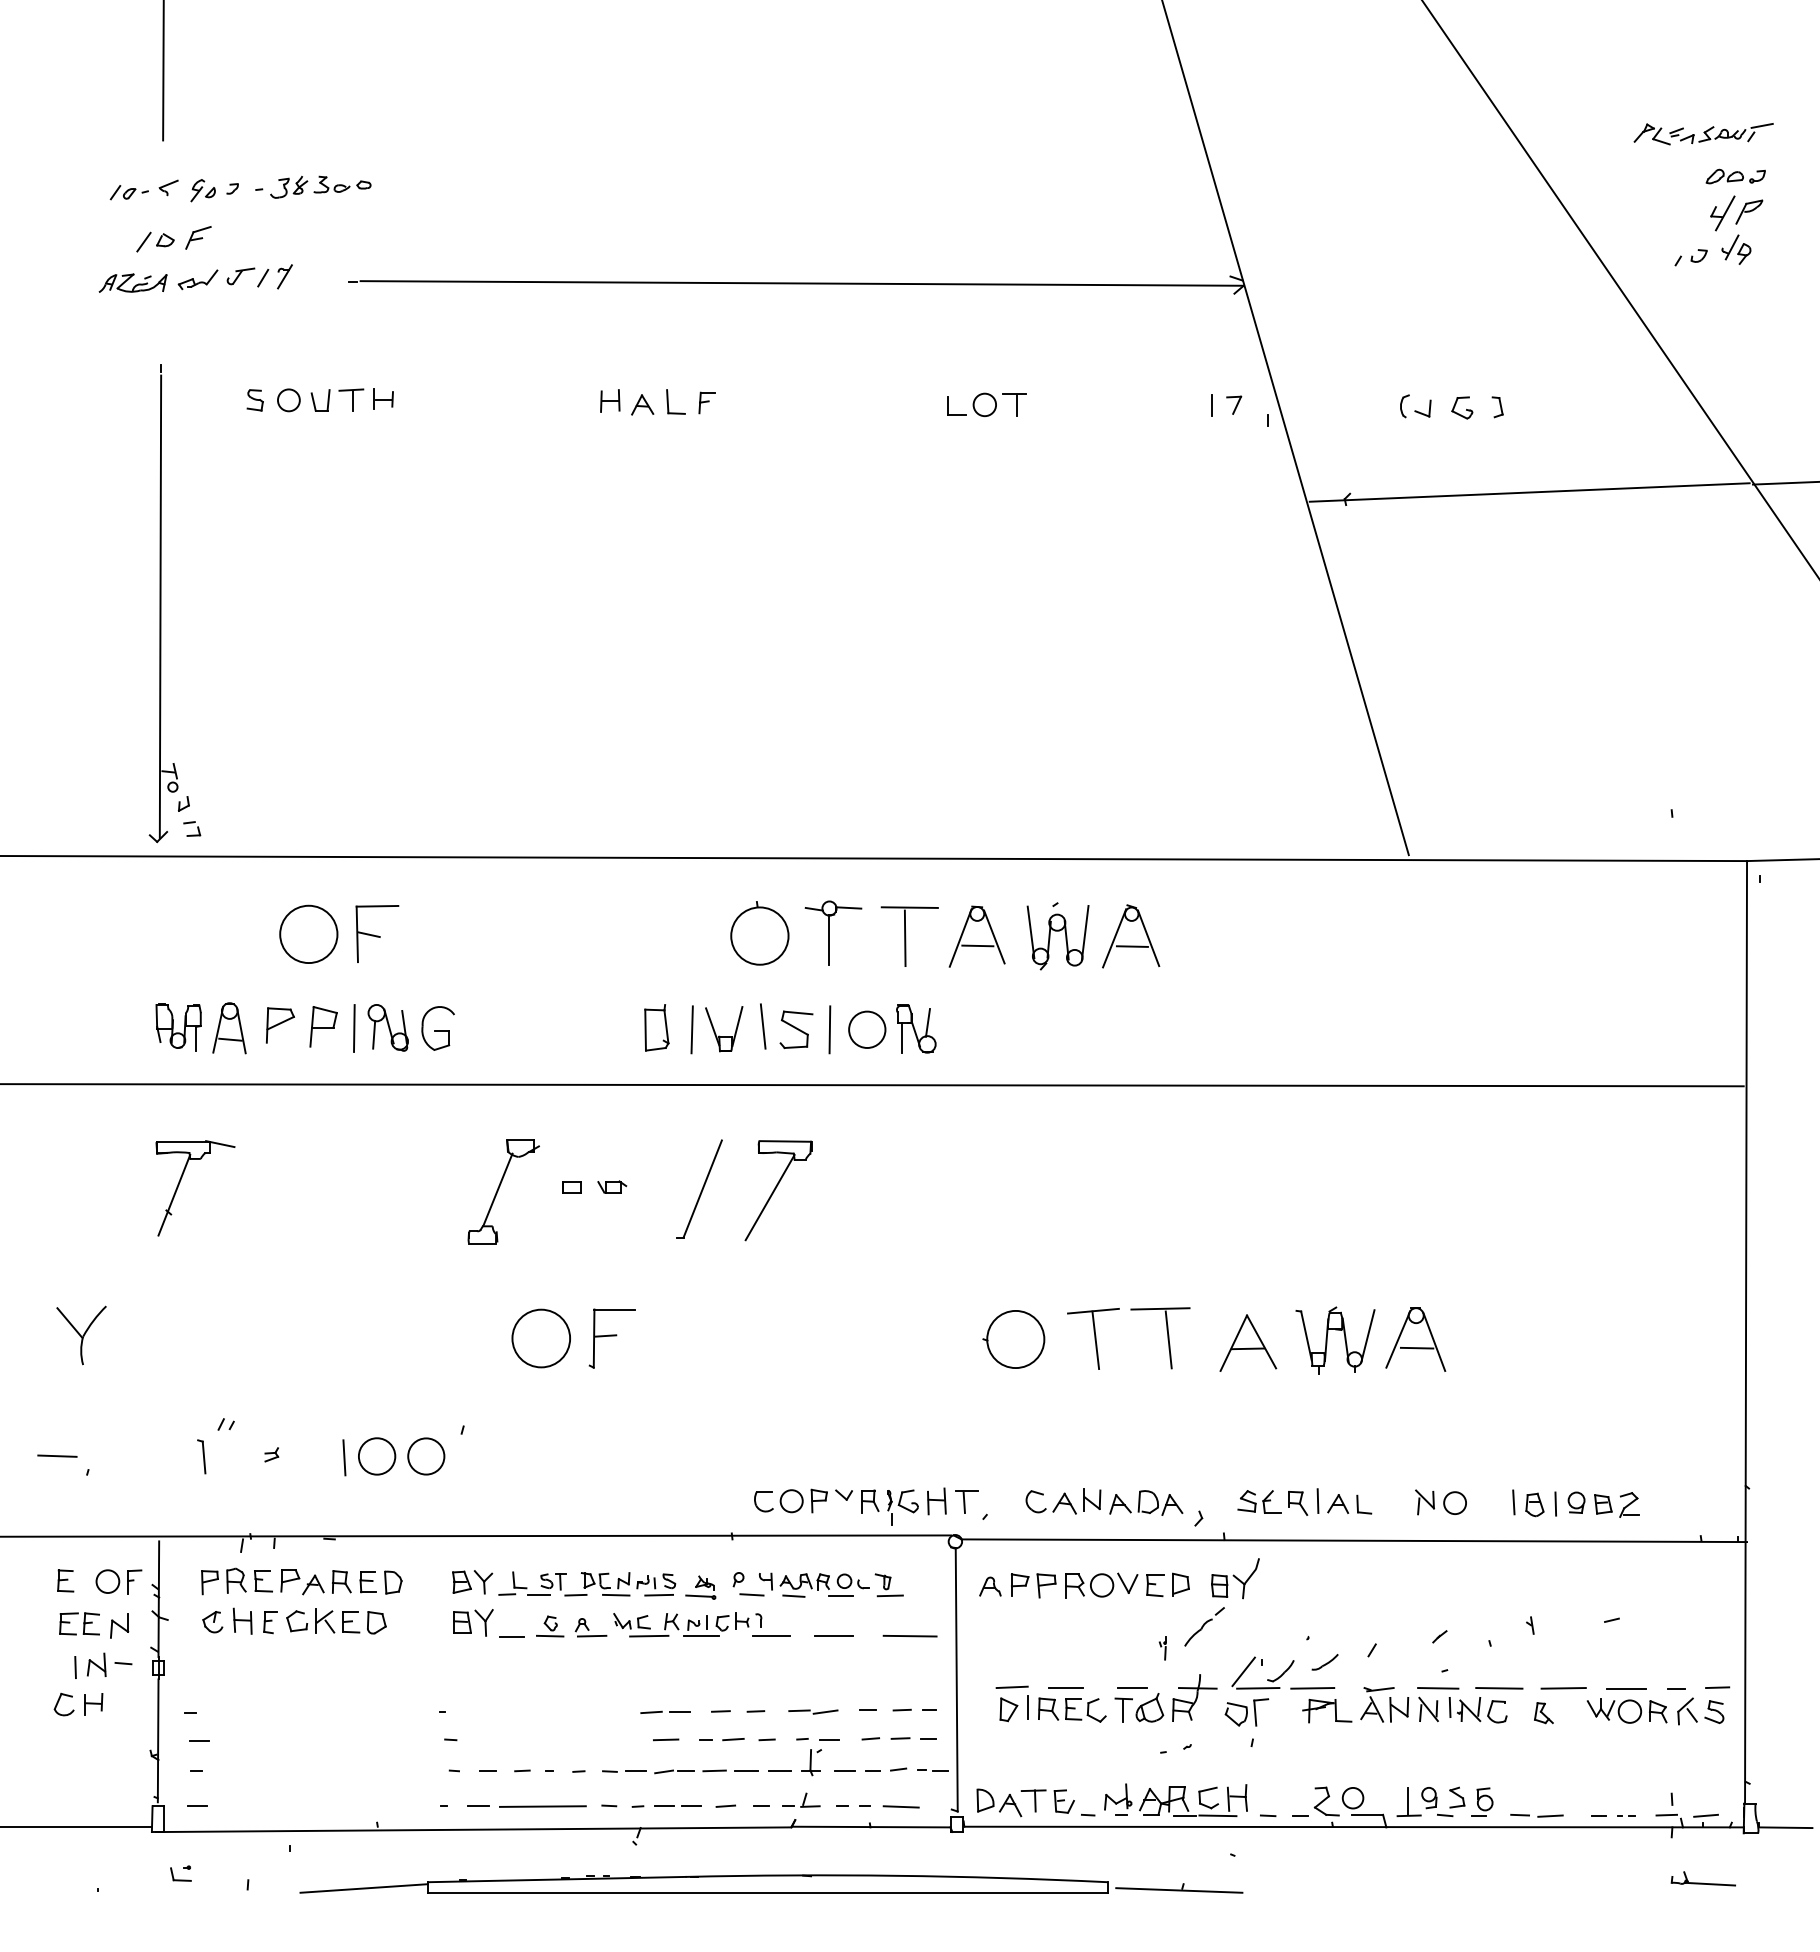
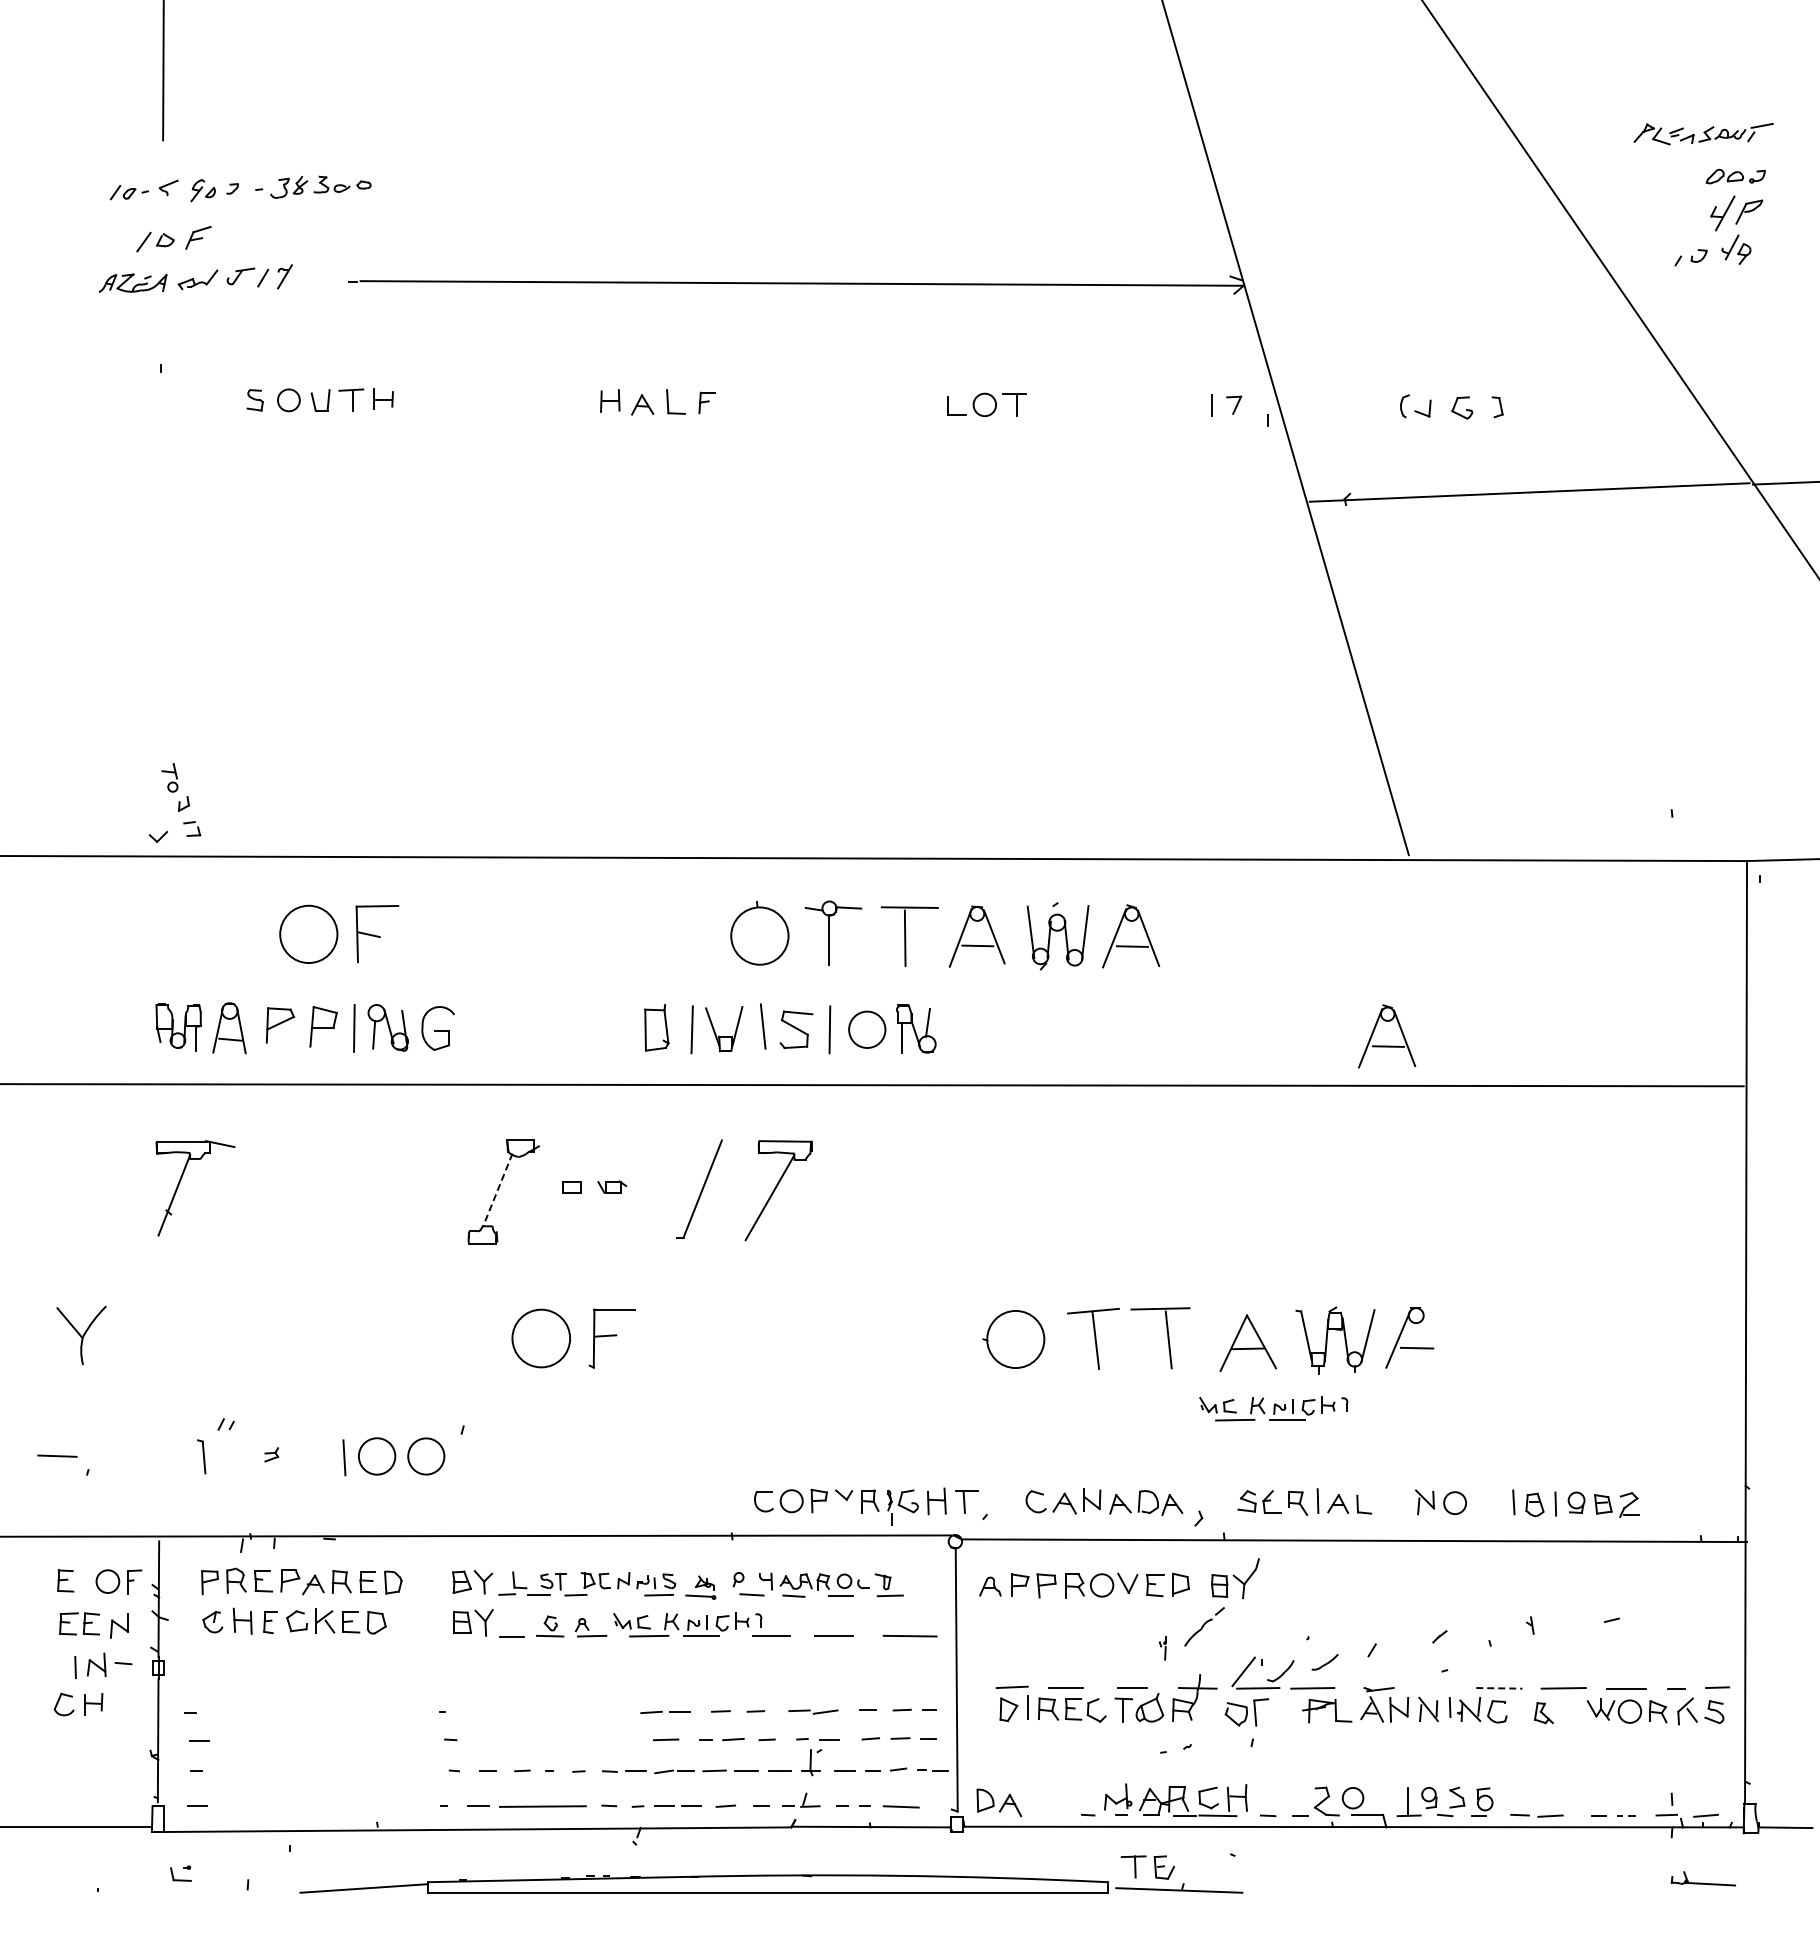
line: present -> none (160, 606)
part: none -> present (1387, 1045)
line: solid -> dashed (498, 1189)
line: present -> none (1434, 1341)
part: none -> present (1273, 1408)
line: present -> none (616, 1594)
line: present -> none (1438, 1688)
line: solid -> dashed (1499, 1688)
part position: (1054, 1801) -> (1154, 1867) (1154, 1867)
